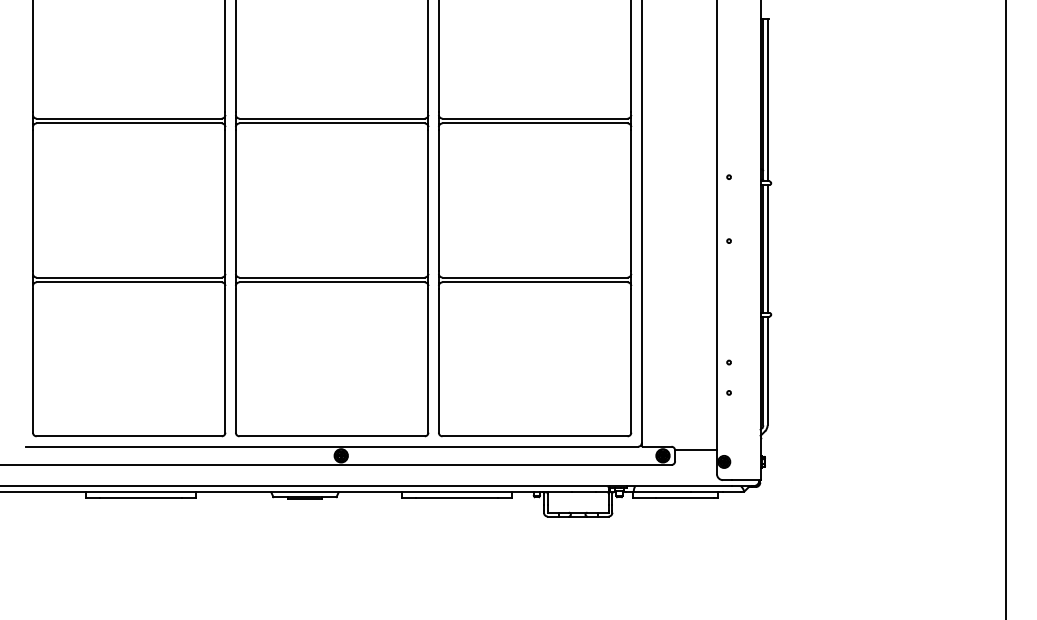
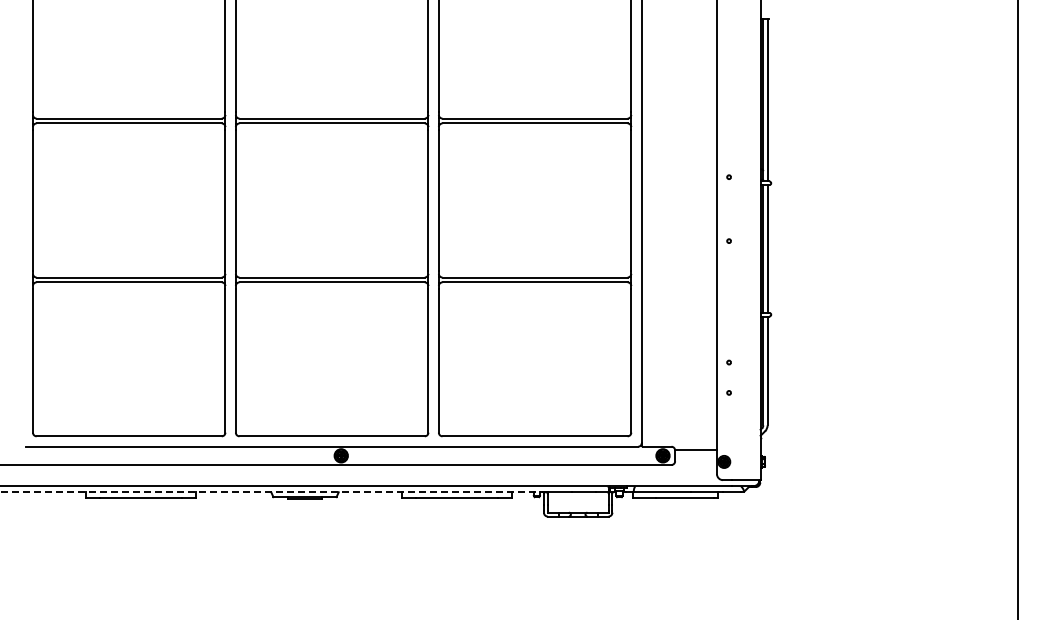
line position: (1005, 309) -> (1017, 309) (1017, 309)
line: solid -> dashed (271, 492)
